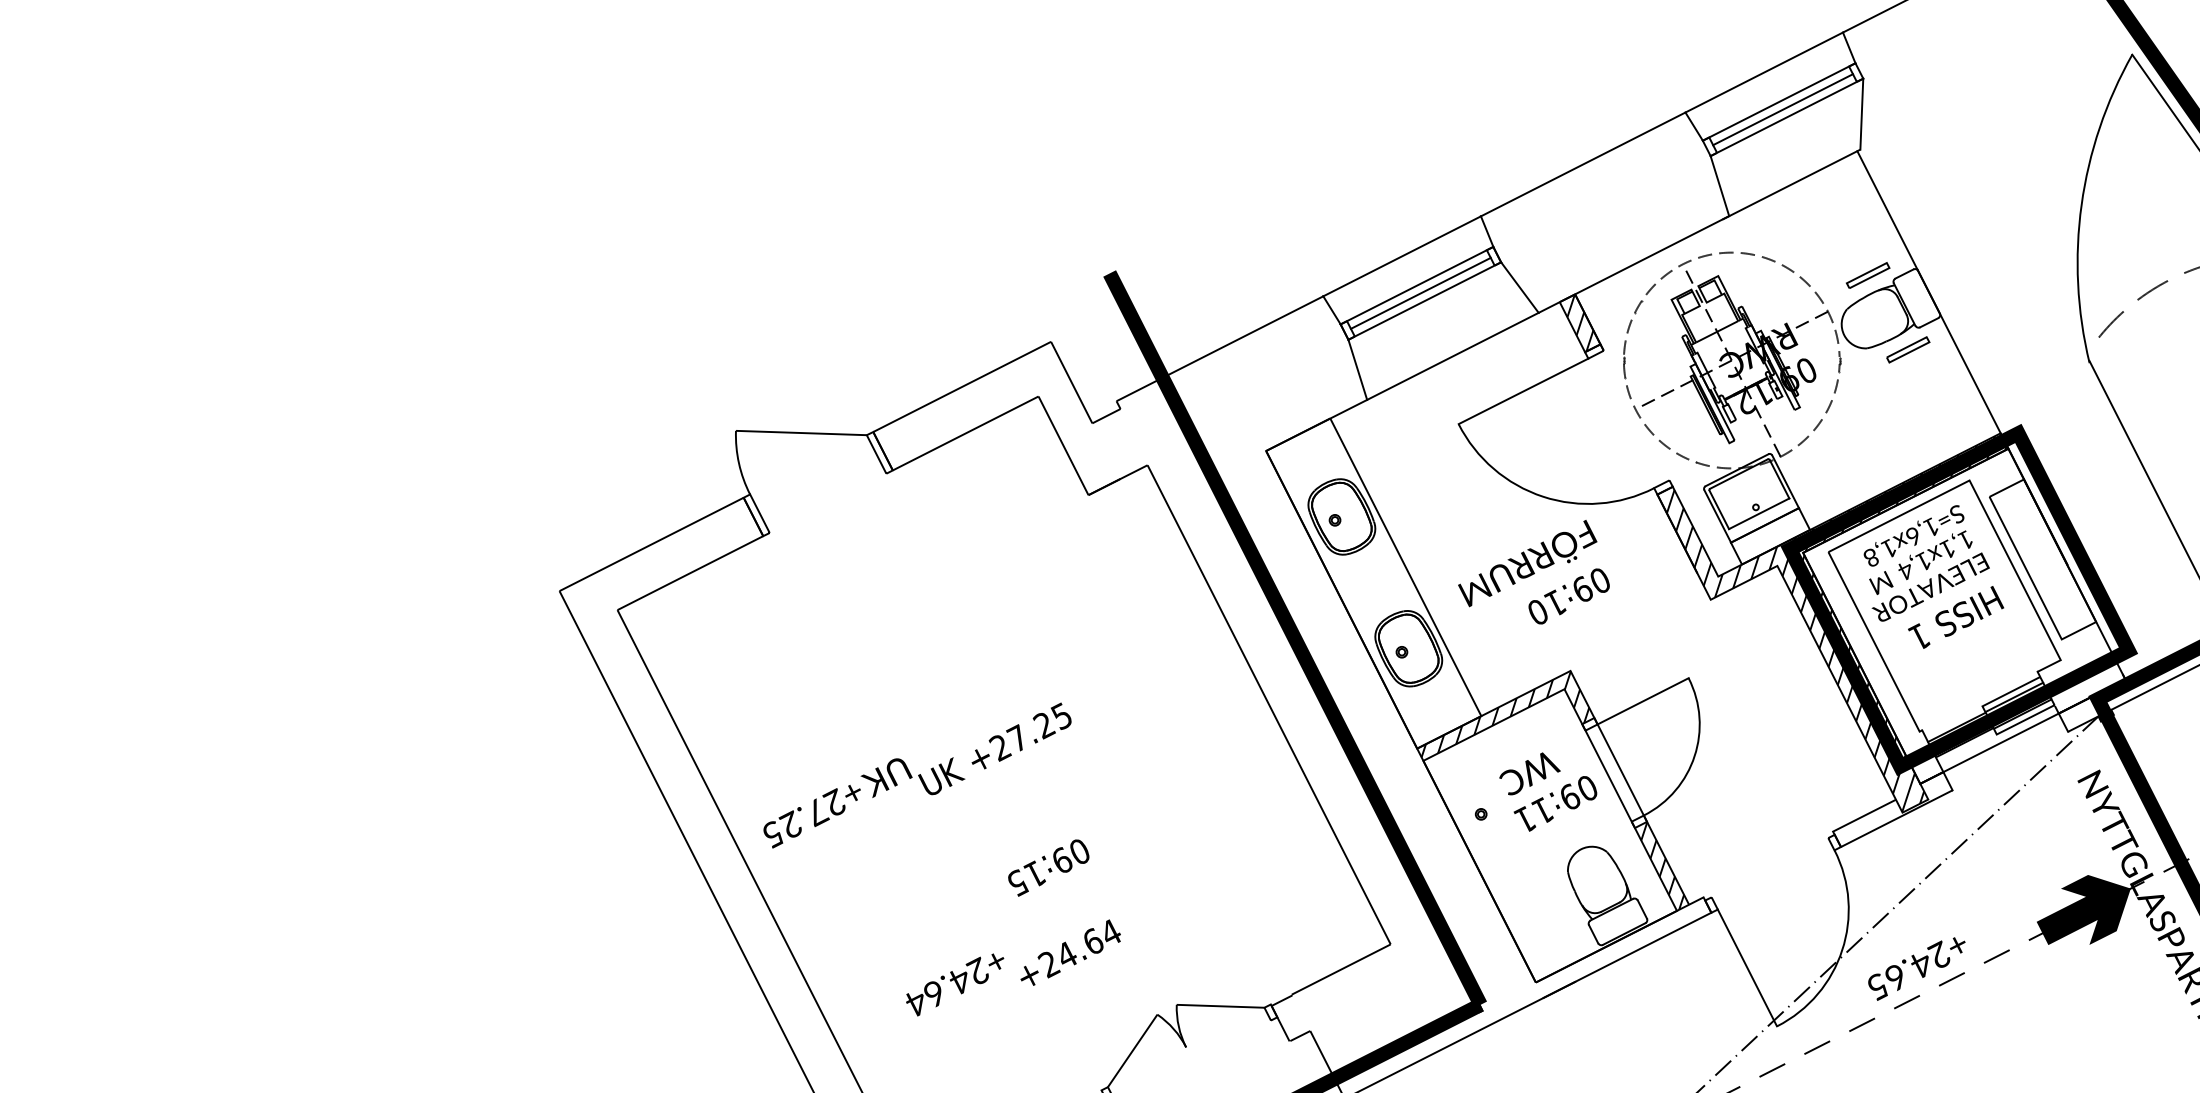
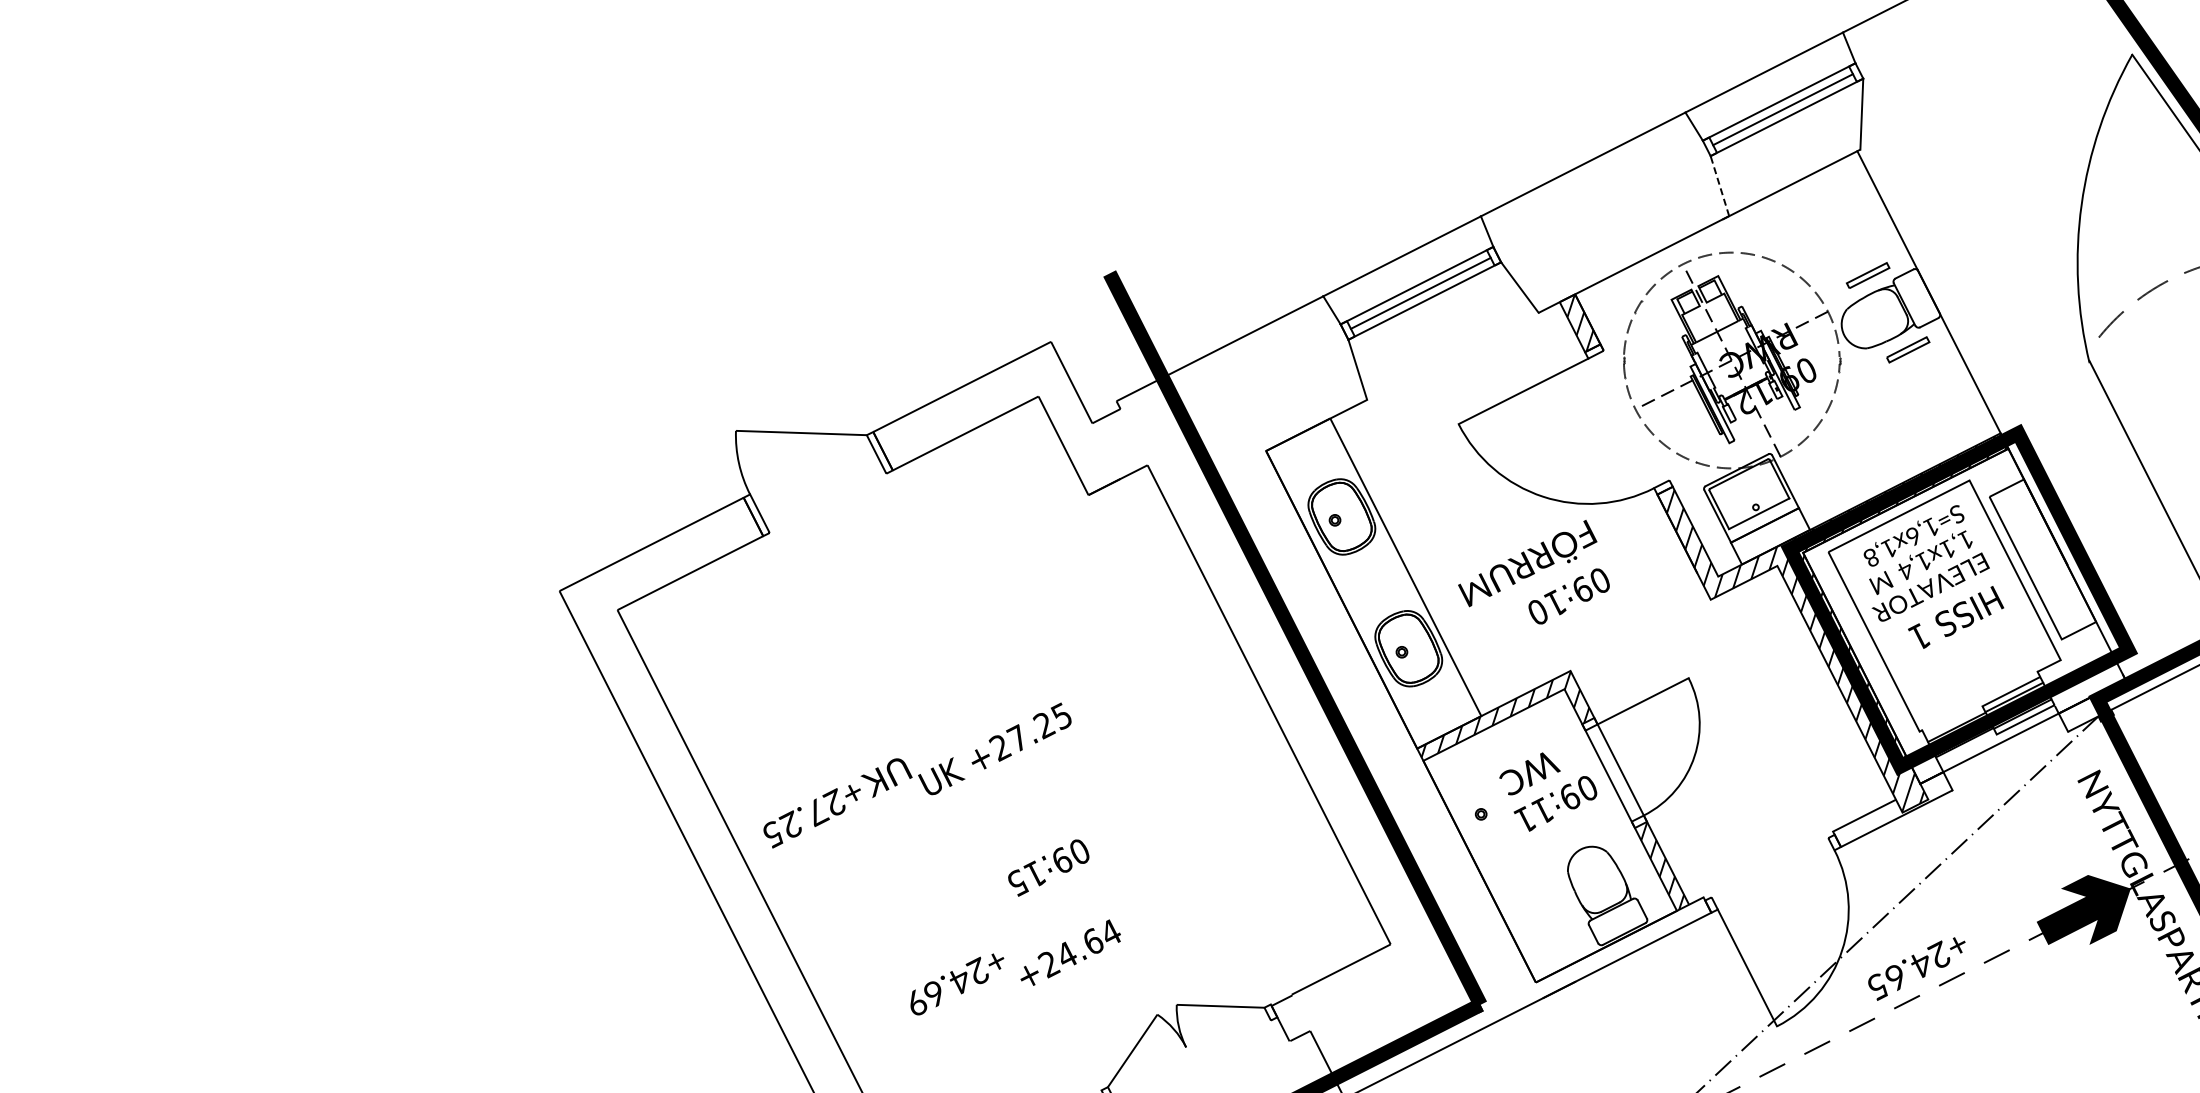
line: solid -> dashed (1719, 185)
line: present -> none (1452, 355)
text: +24.64 -> +24.69 (916, 1002)
